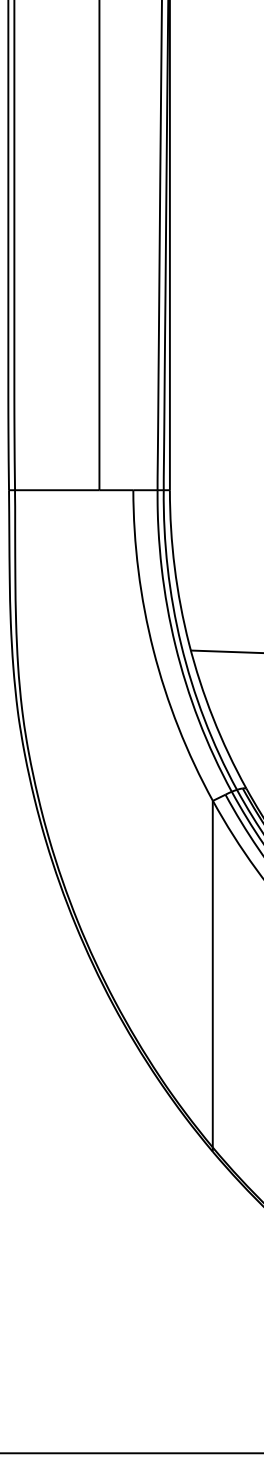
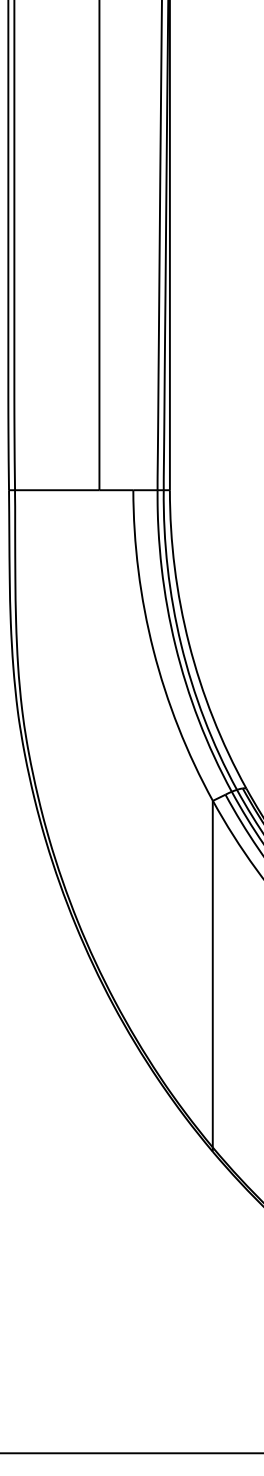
line: present -> none (225, 651)
